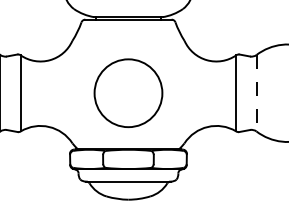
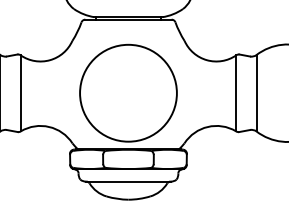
circle diameter: 68 px -> 97 px (128, 92)
line: dashed -> solid (256, 93)
